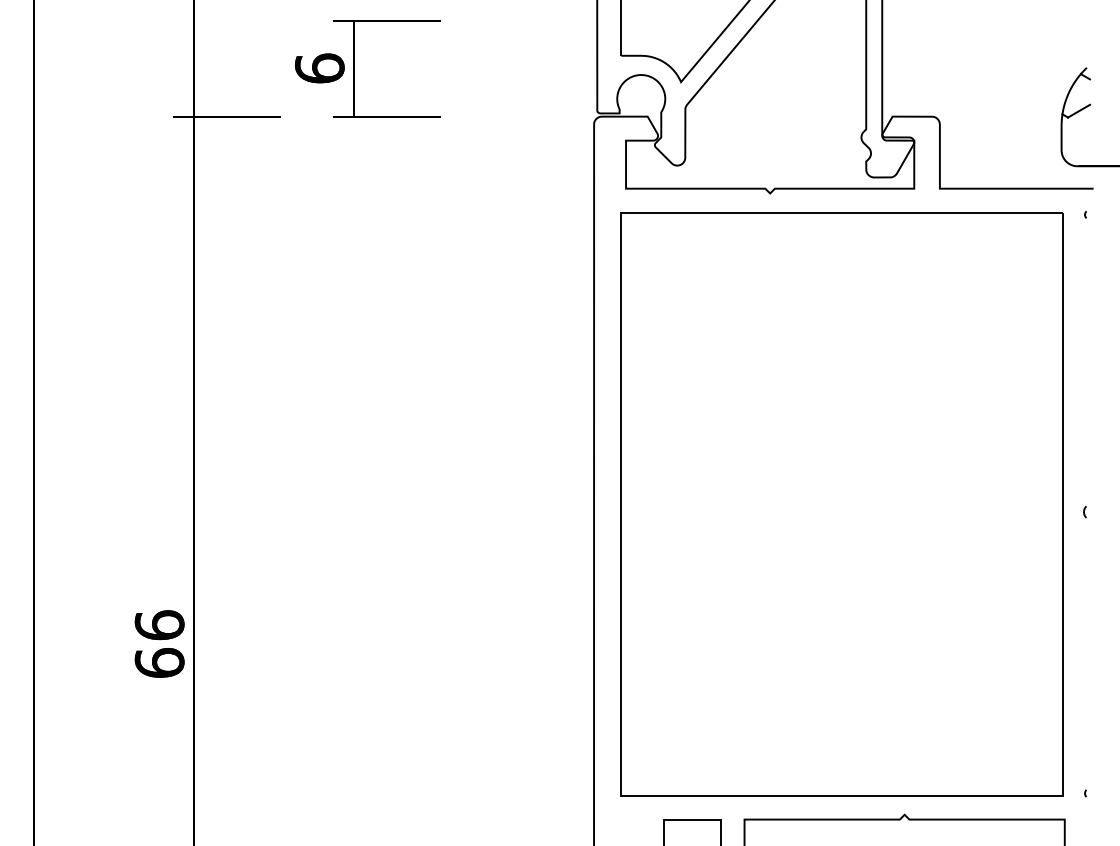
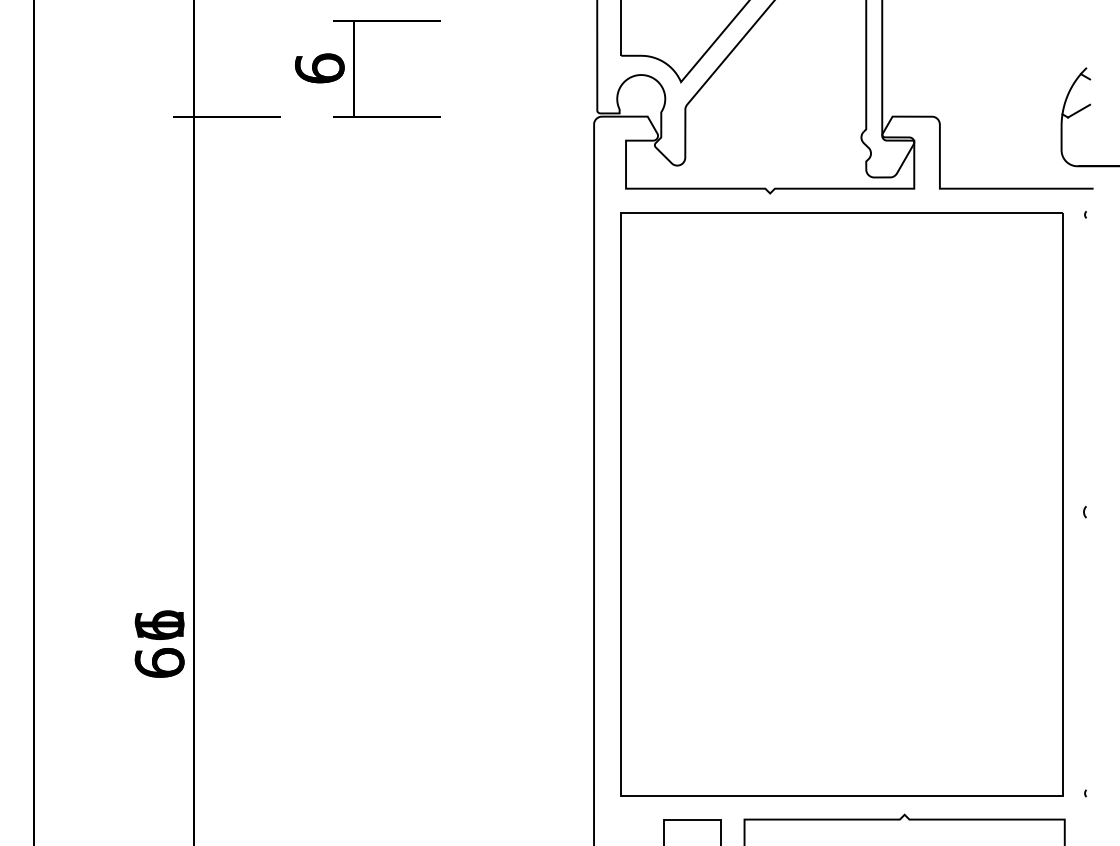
text: 66 -> 61 (159, 624)
